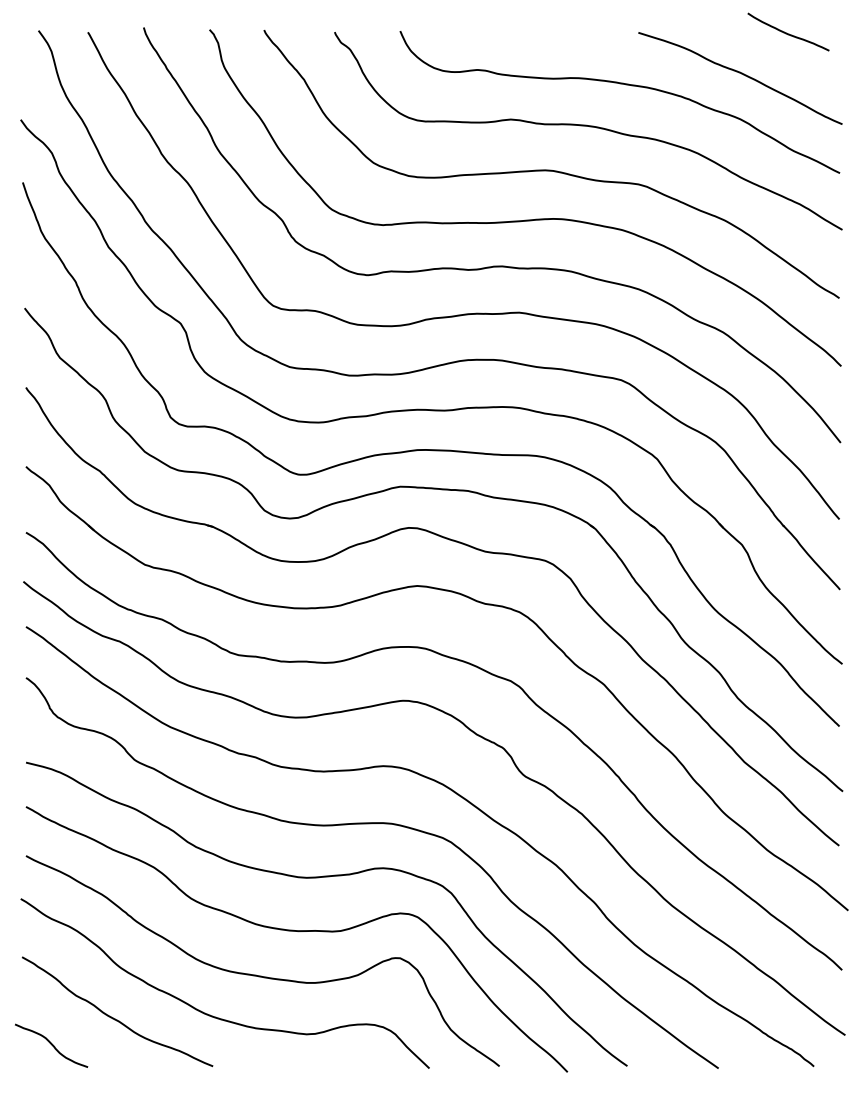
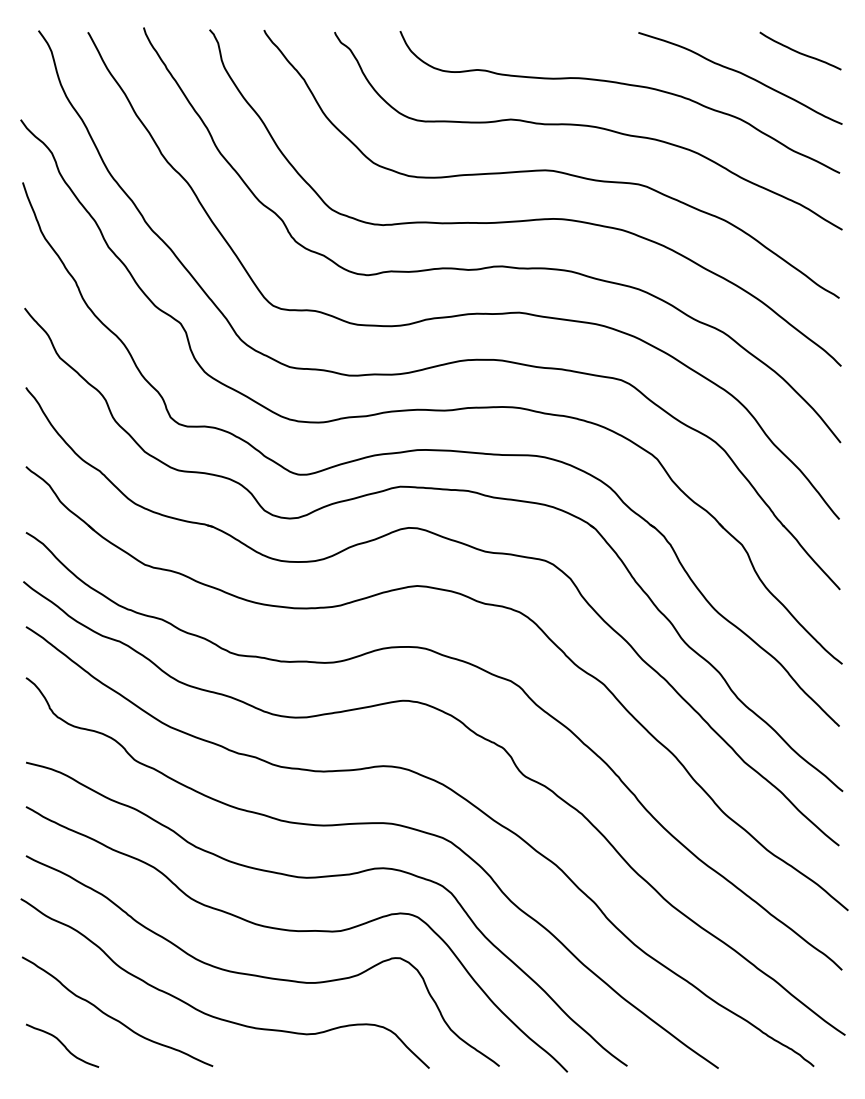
curve position: (788, 33) -> (800, 52) (800, 52)
curve position: (51, 1045) -> (62, 1045) (62, 1045)
